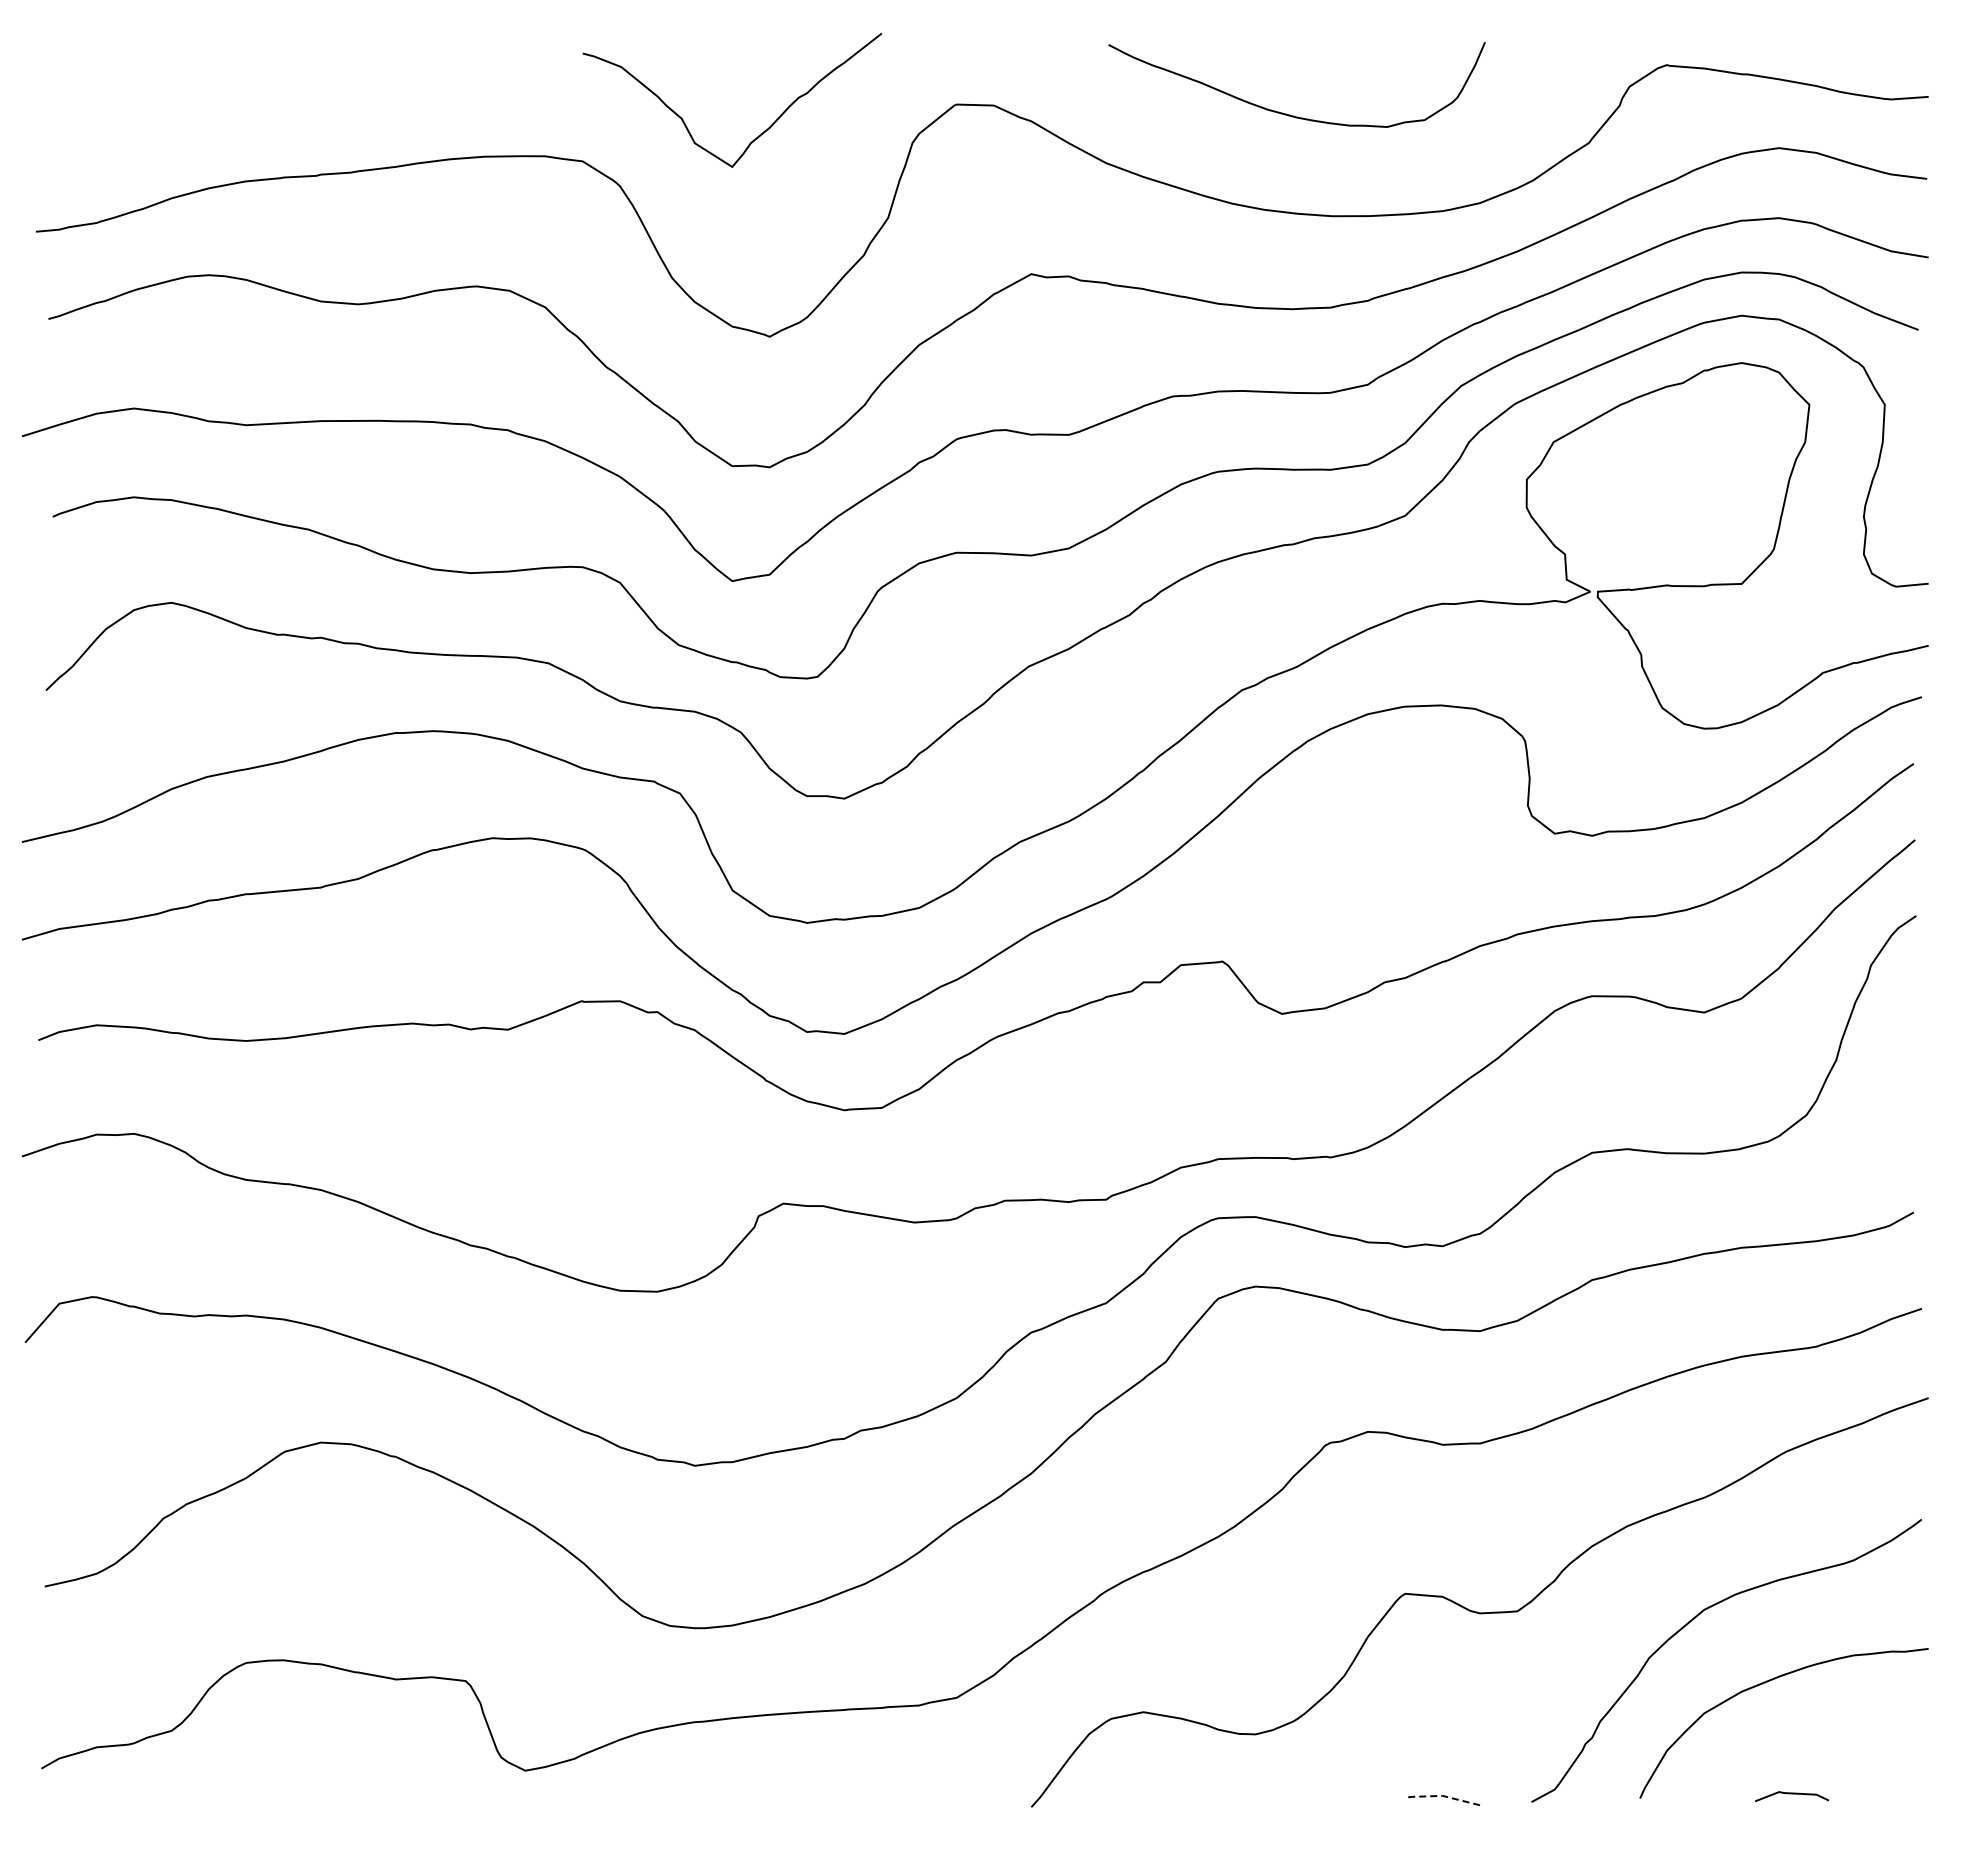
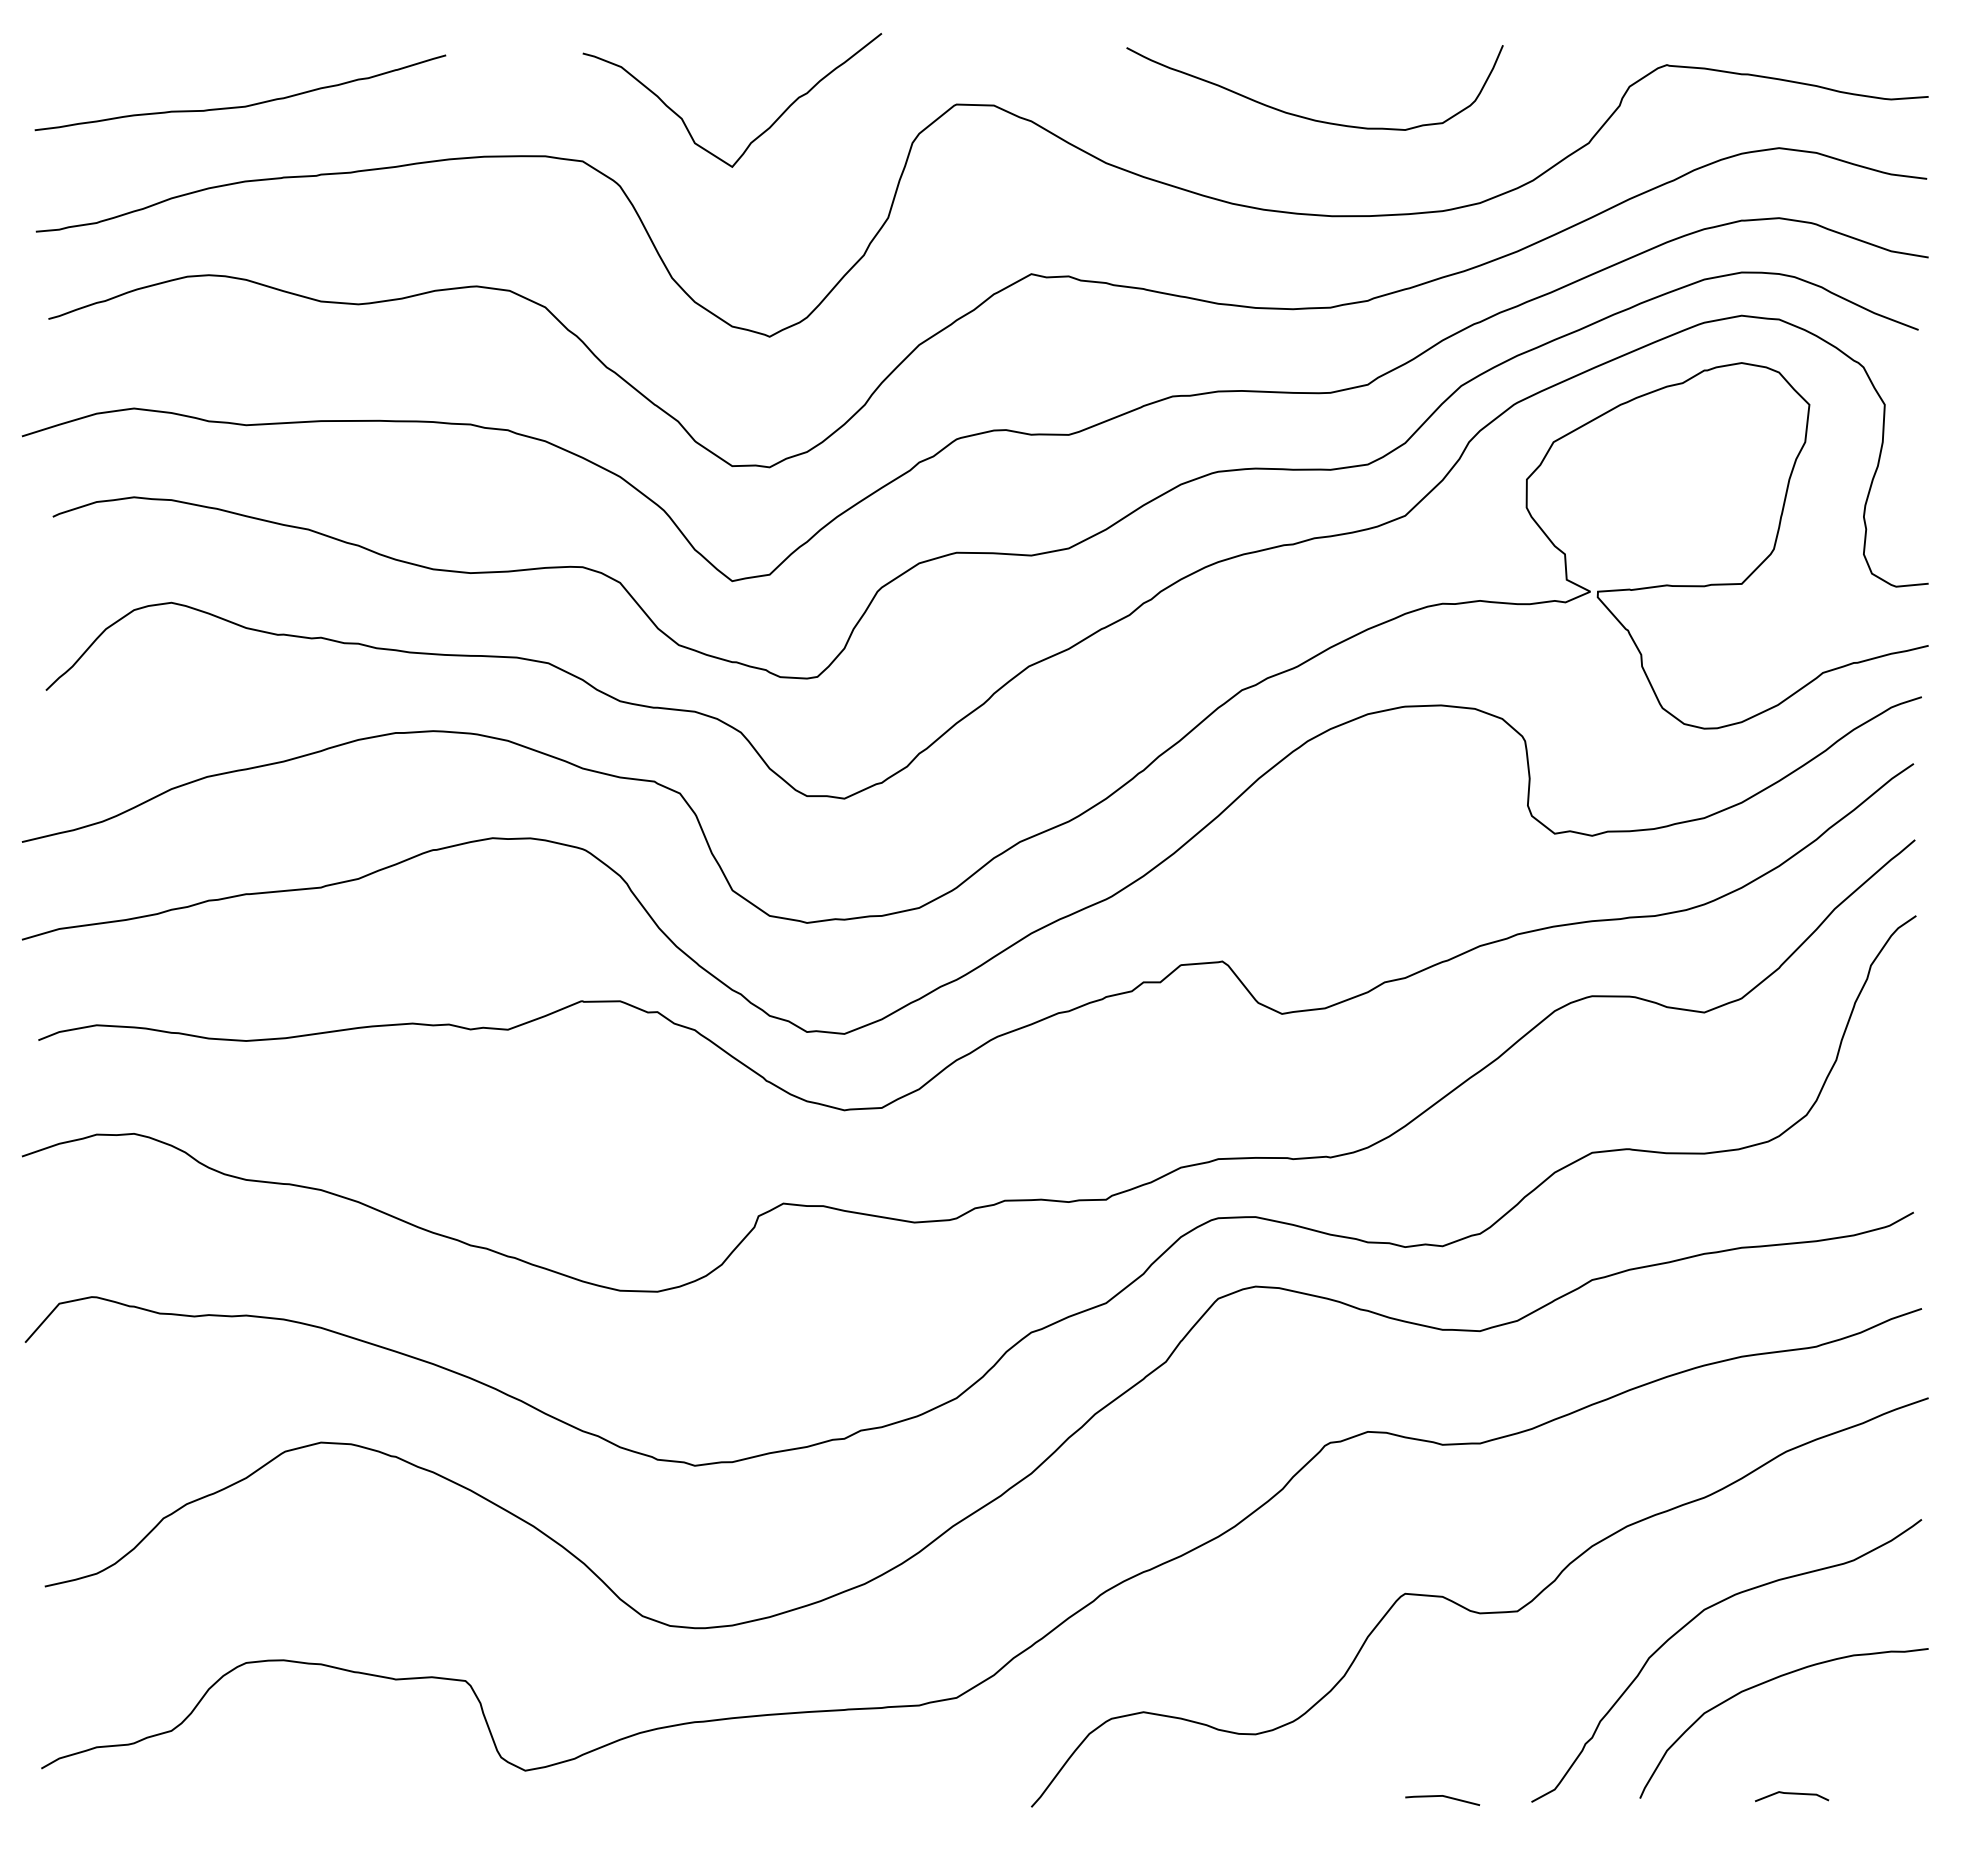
curve: none -> present (244, 105)
curve position: (1290, 114) -> (1308, 117) (1308, 117)
line: dashed -> solid (1442, 1795)
